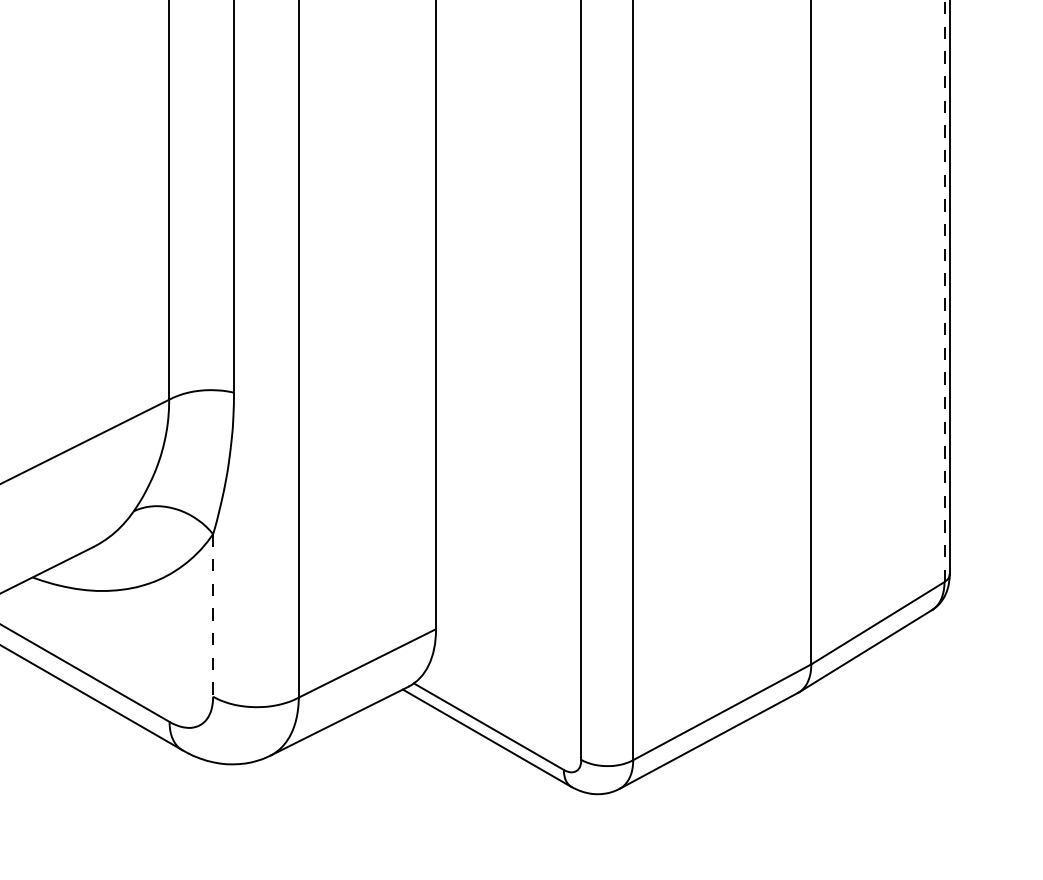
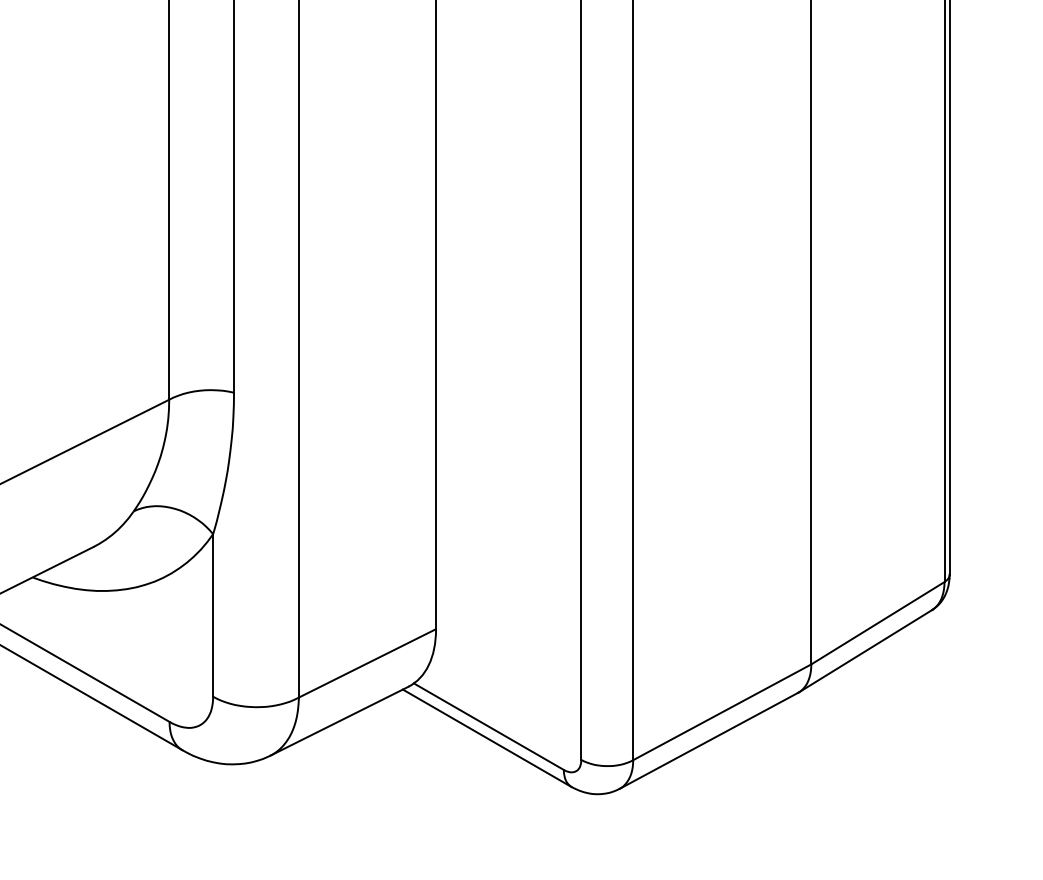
line: dashed -> solid (944, 291)
line: dashed -> solid (213, 615)
